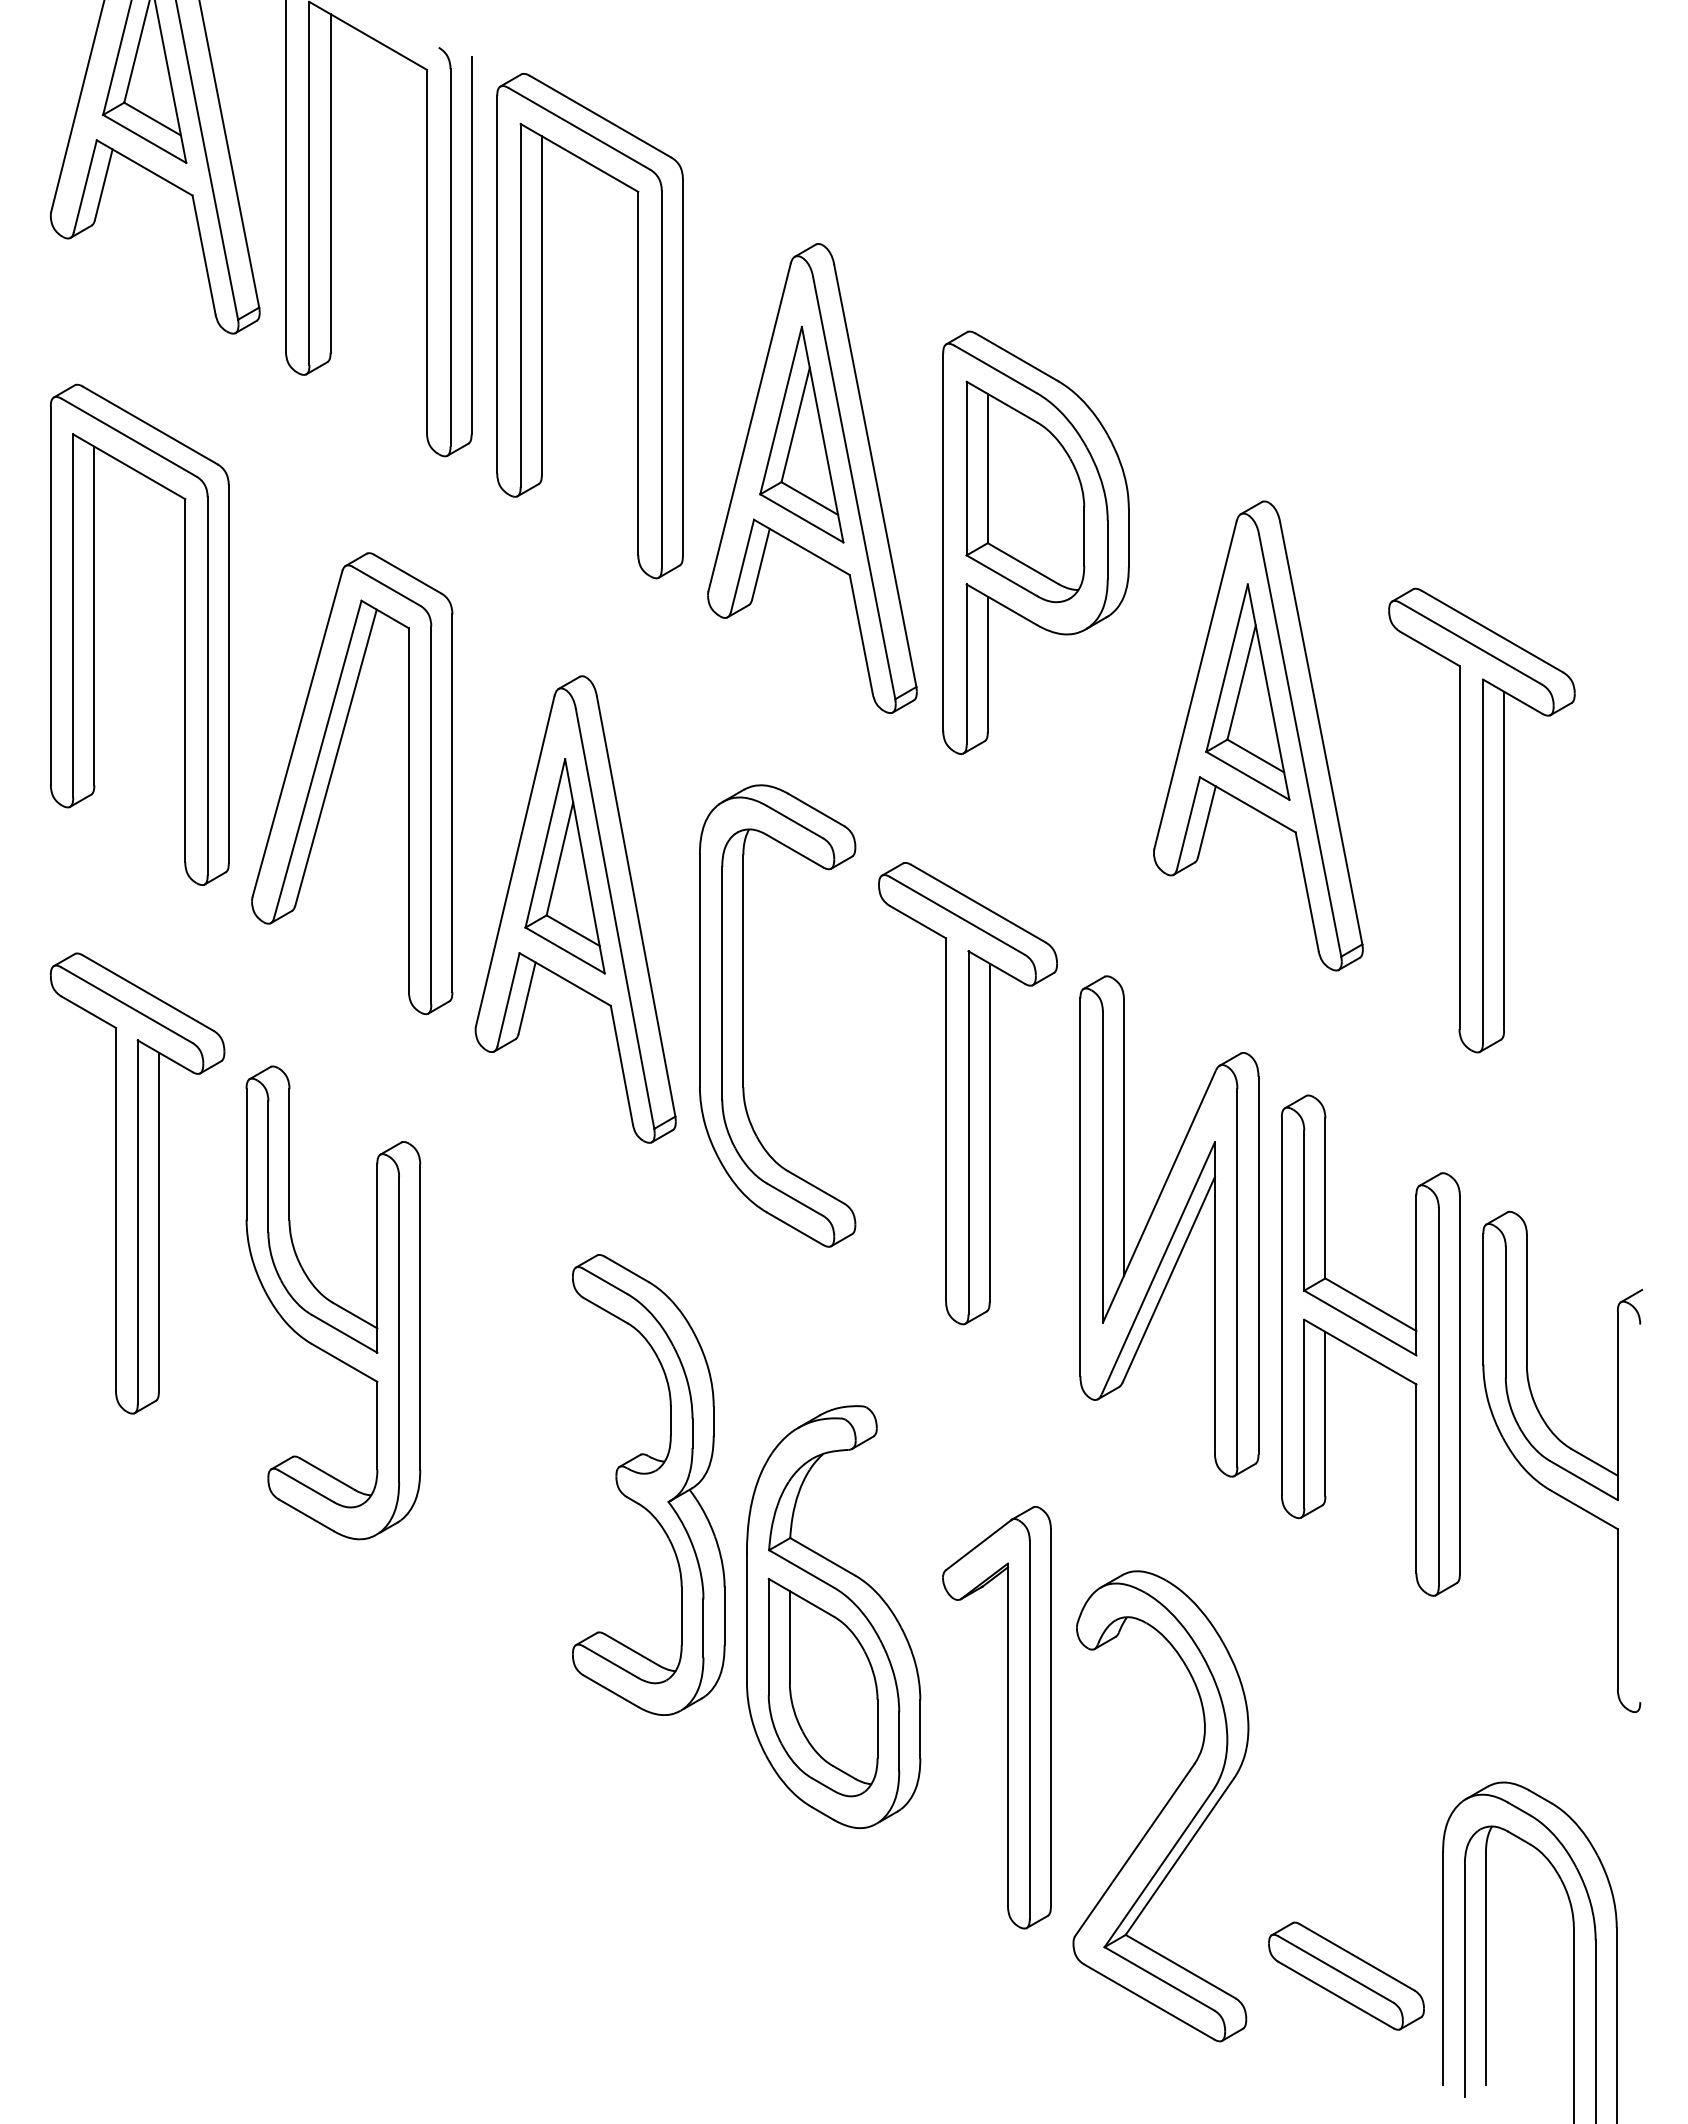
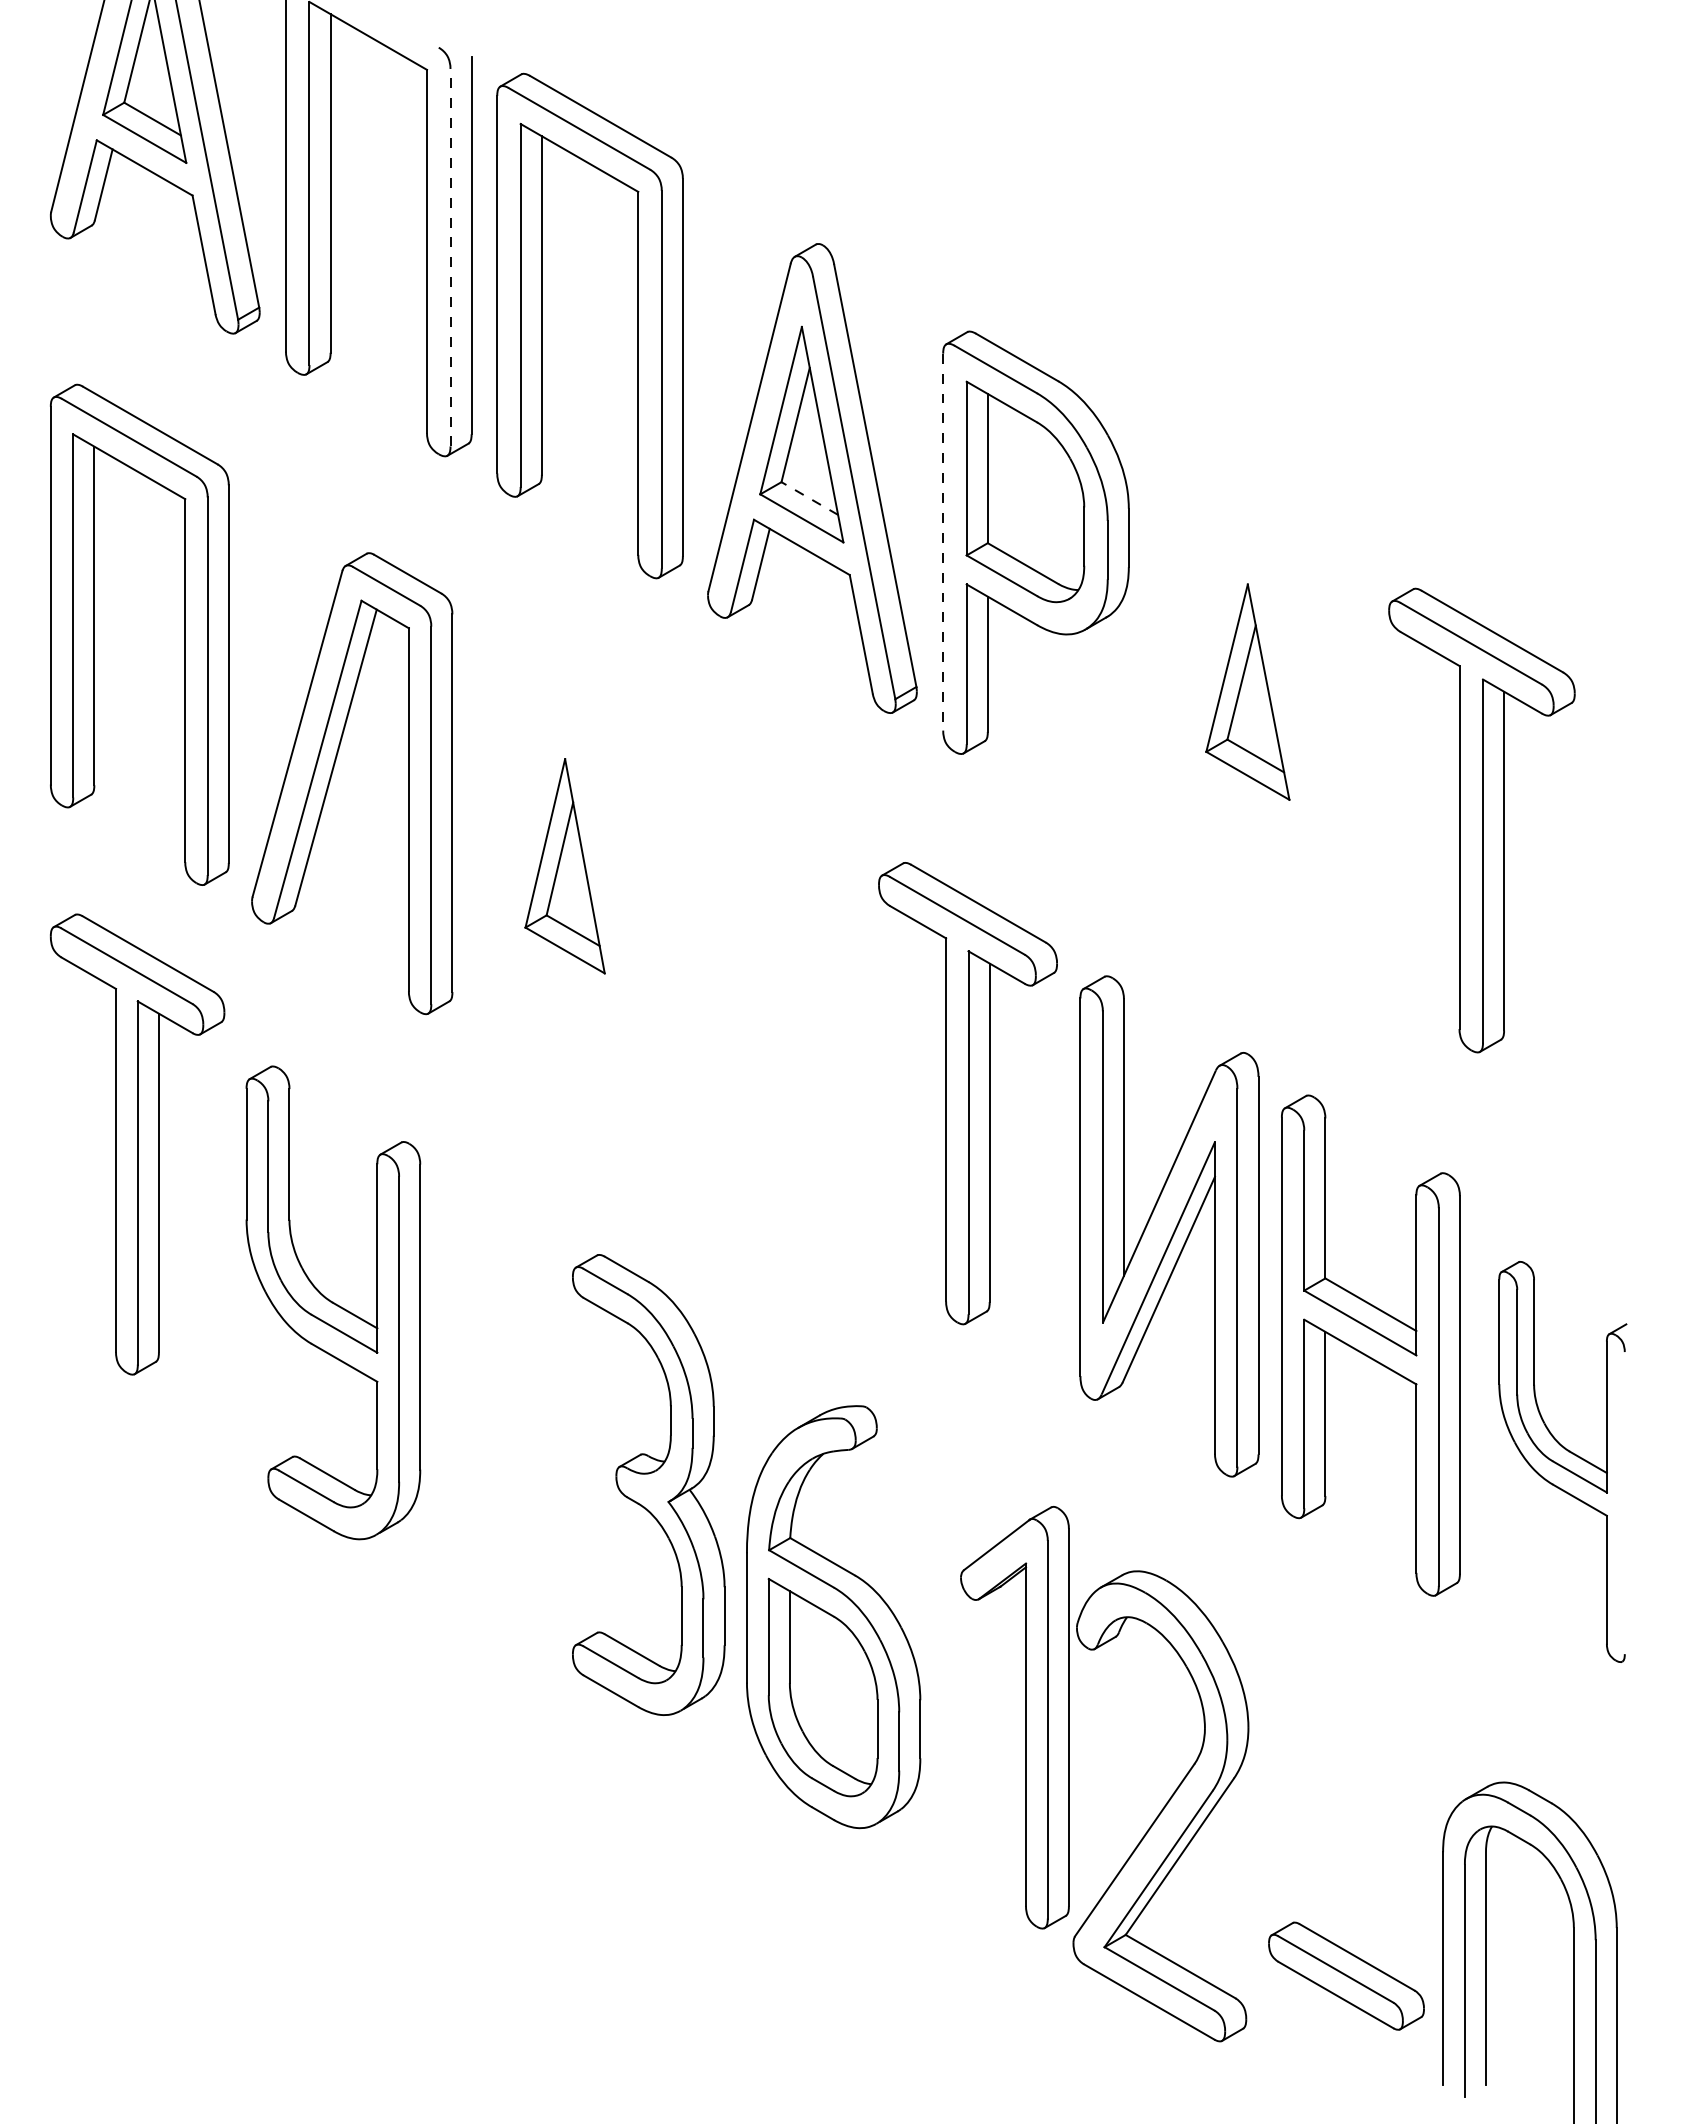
line: solid -> dashed (450, 257)
line: solid -> dashed (809, 498)
line: solid -> dashed (943, 542)
part: present -> none (1258, 735)
part: present -> none (575, 909)
part: present -> none (743, 1015)
part position: (137, 1183) -> (137, 1144) (137, 1144)
part size: 162x504 px -> 130x402 px (1562, 1461)
part position: (1007, 1717) -> (1025, 1717) (1025, 1717)
